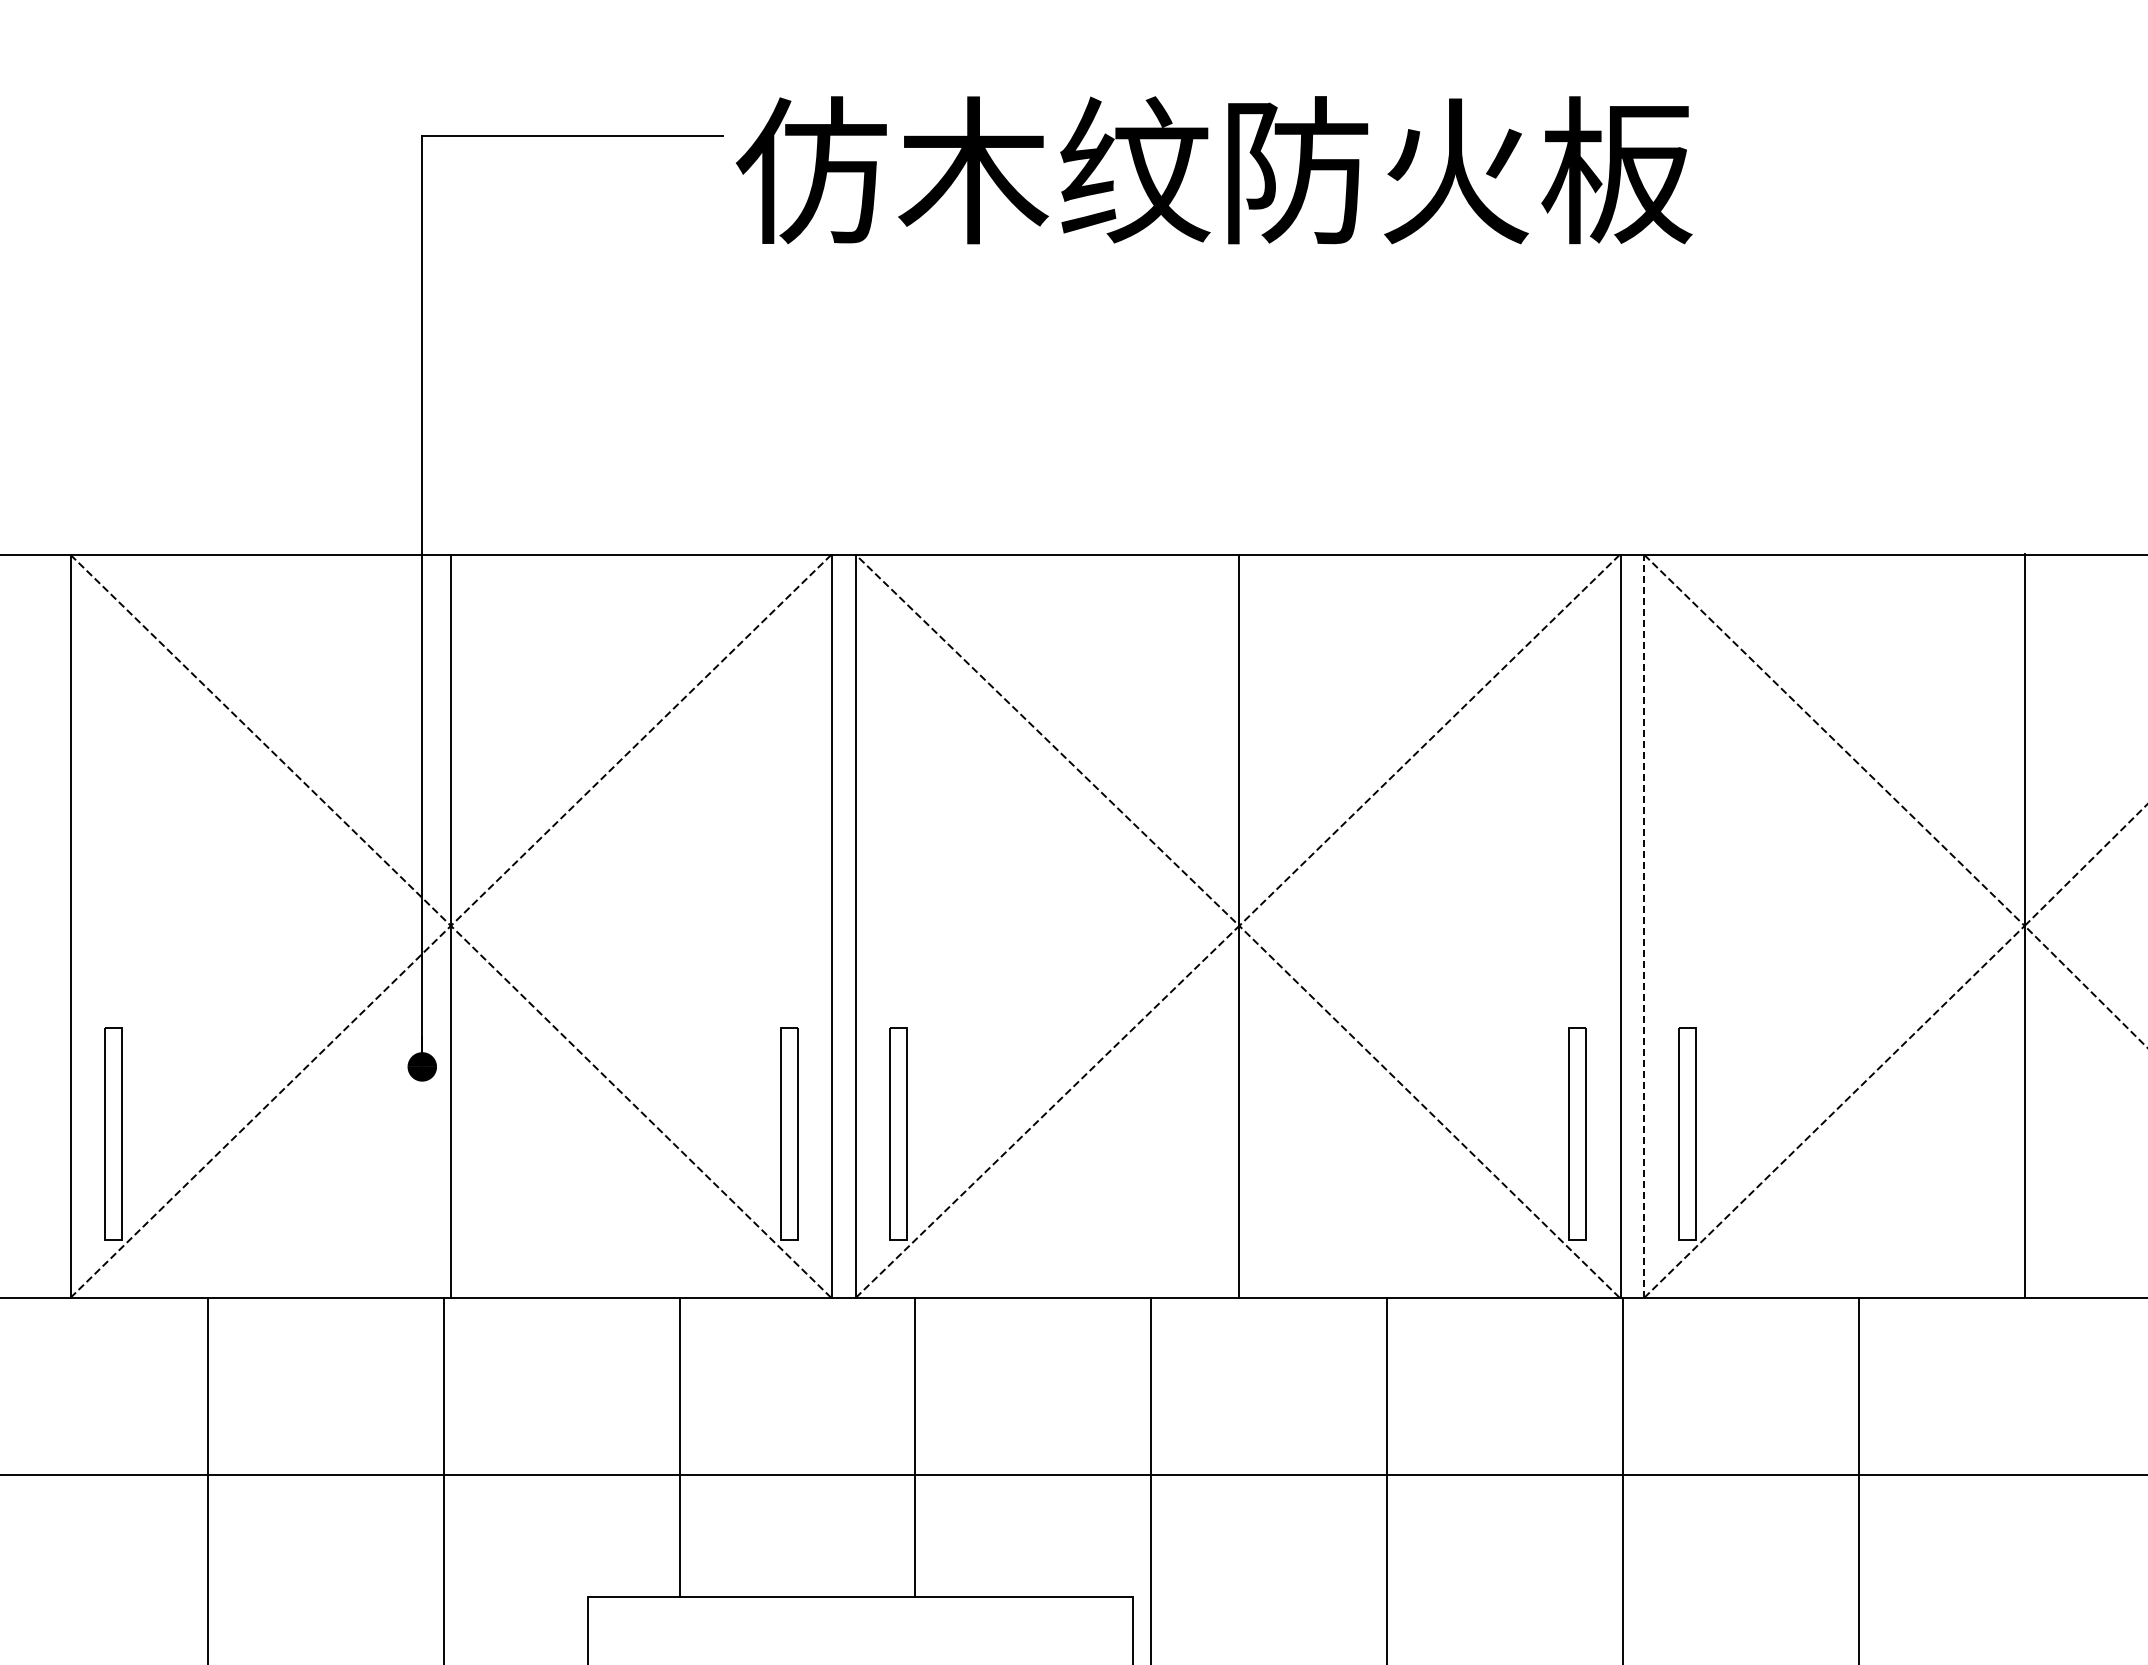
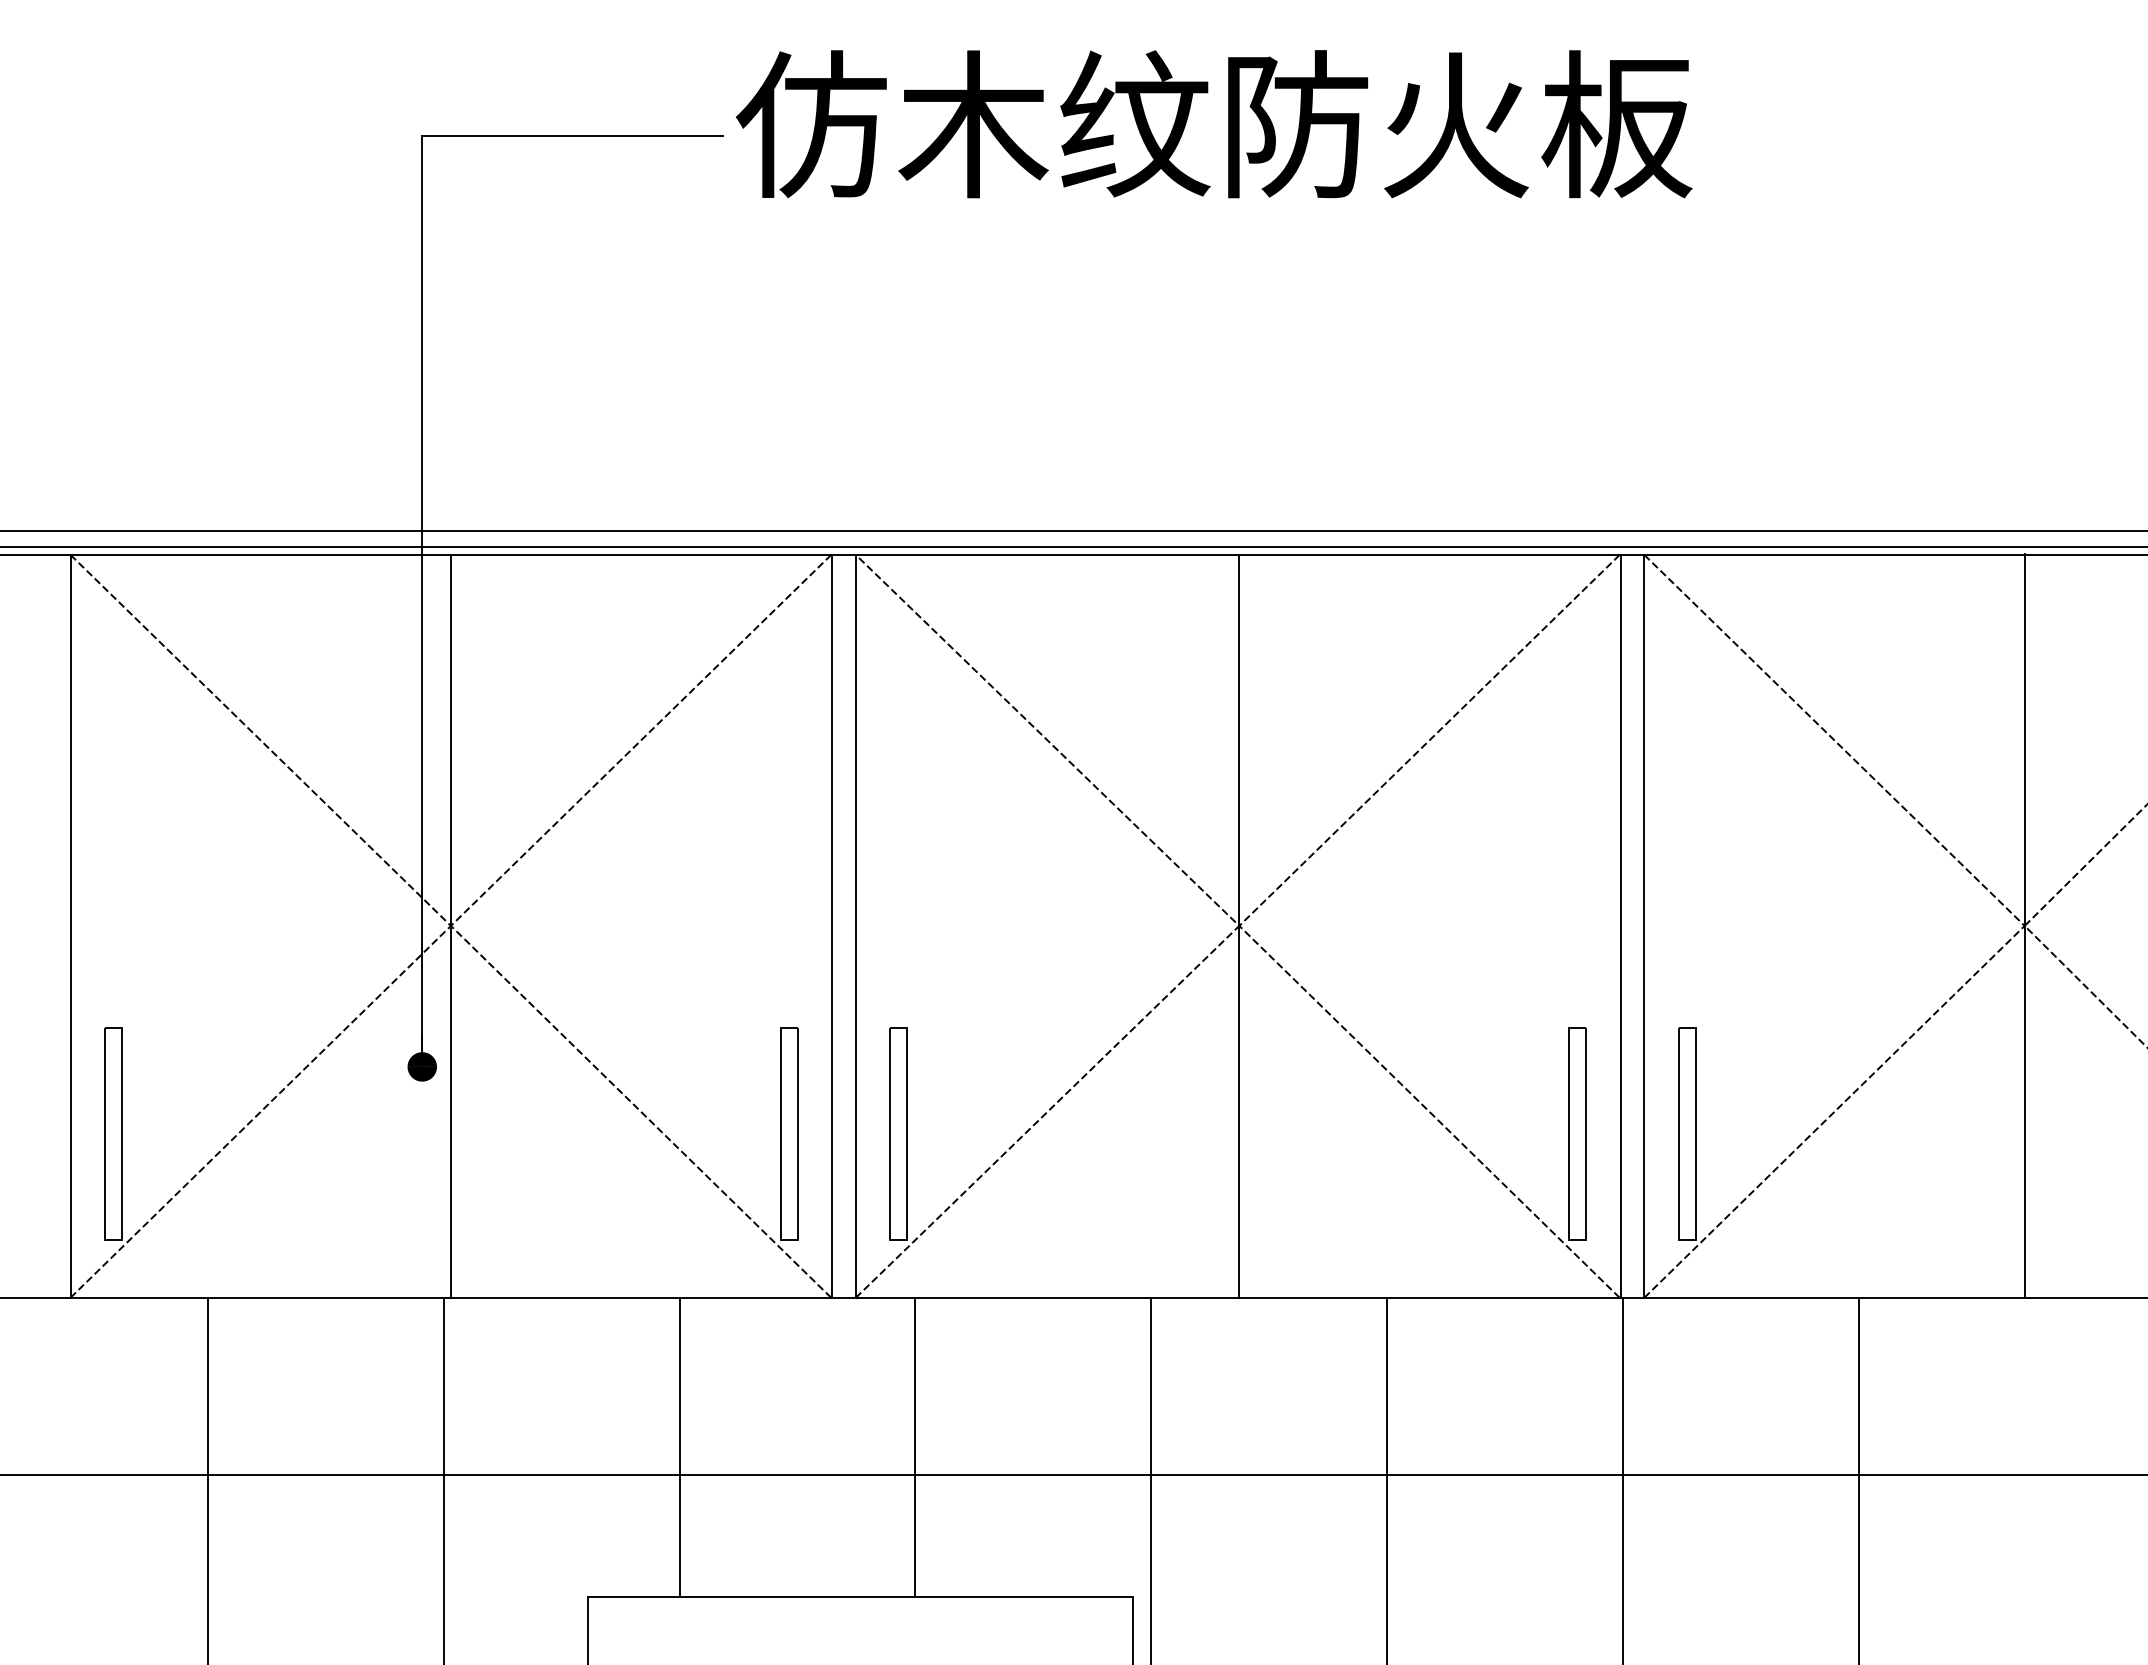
text position: (1214, 170) -> (1214, 124) (1214, 124)
line: none -> present (1073, 531)
line: none -> present (1073, 546)
line: dashed -> solid (1644, 925)
